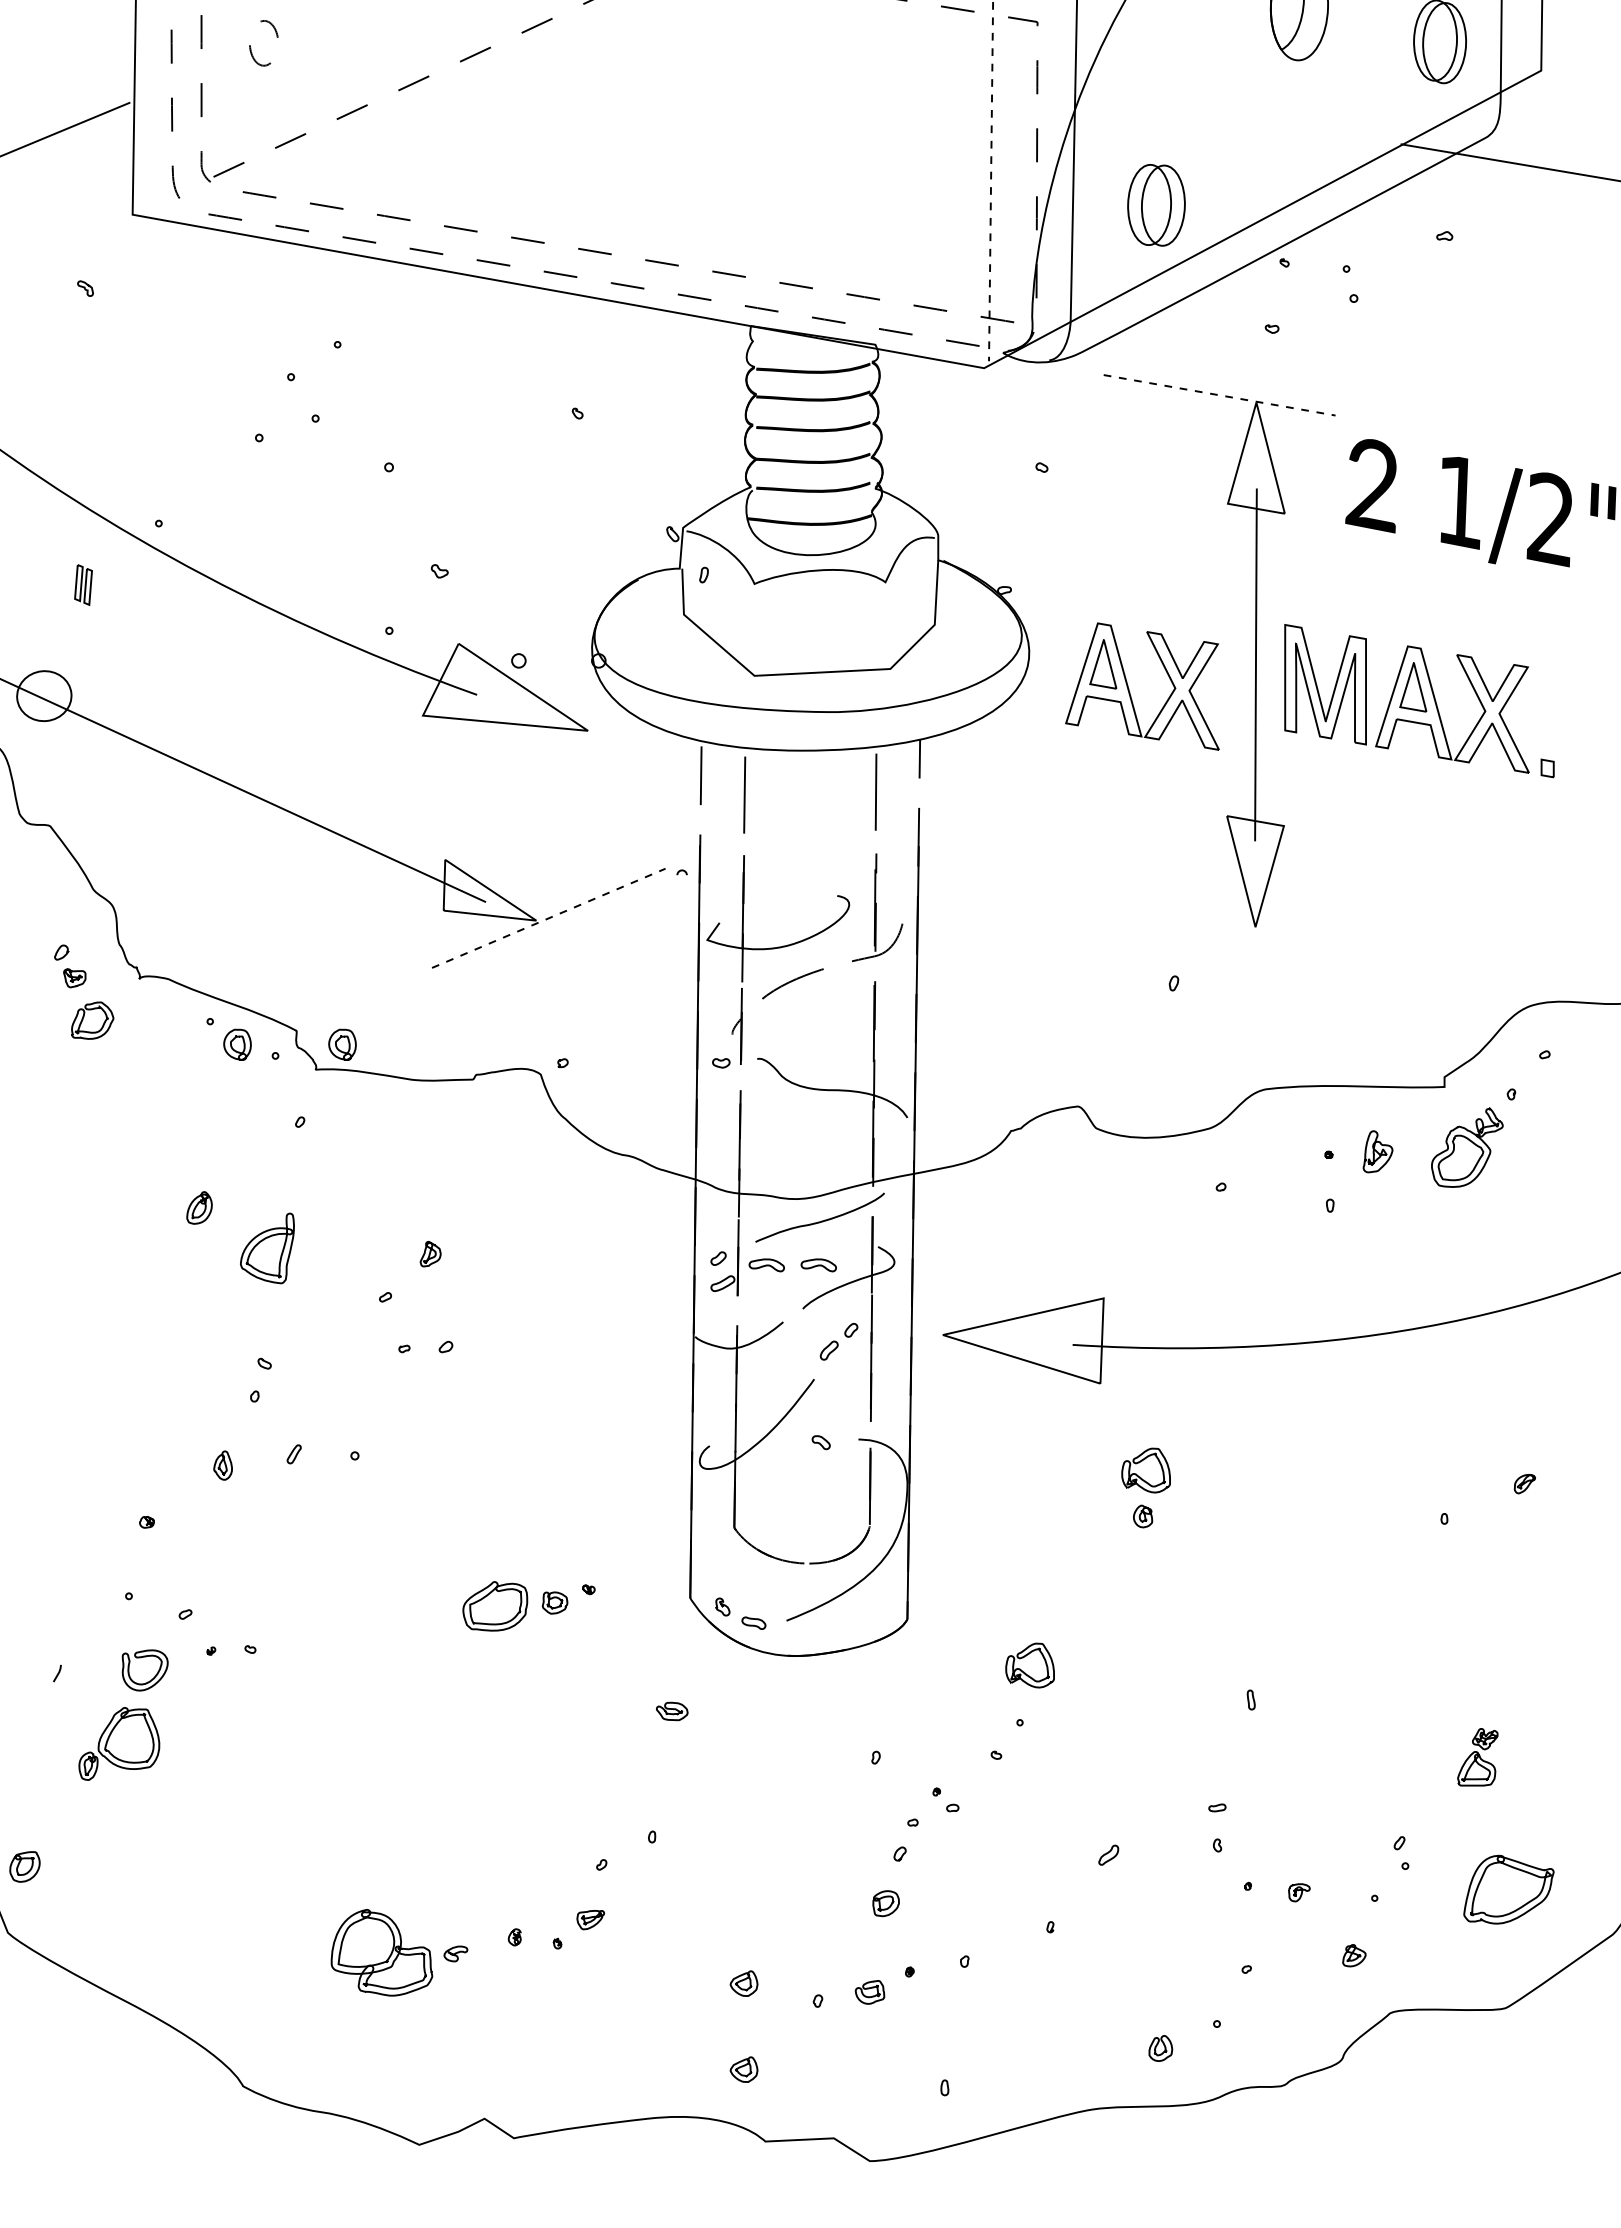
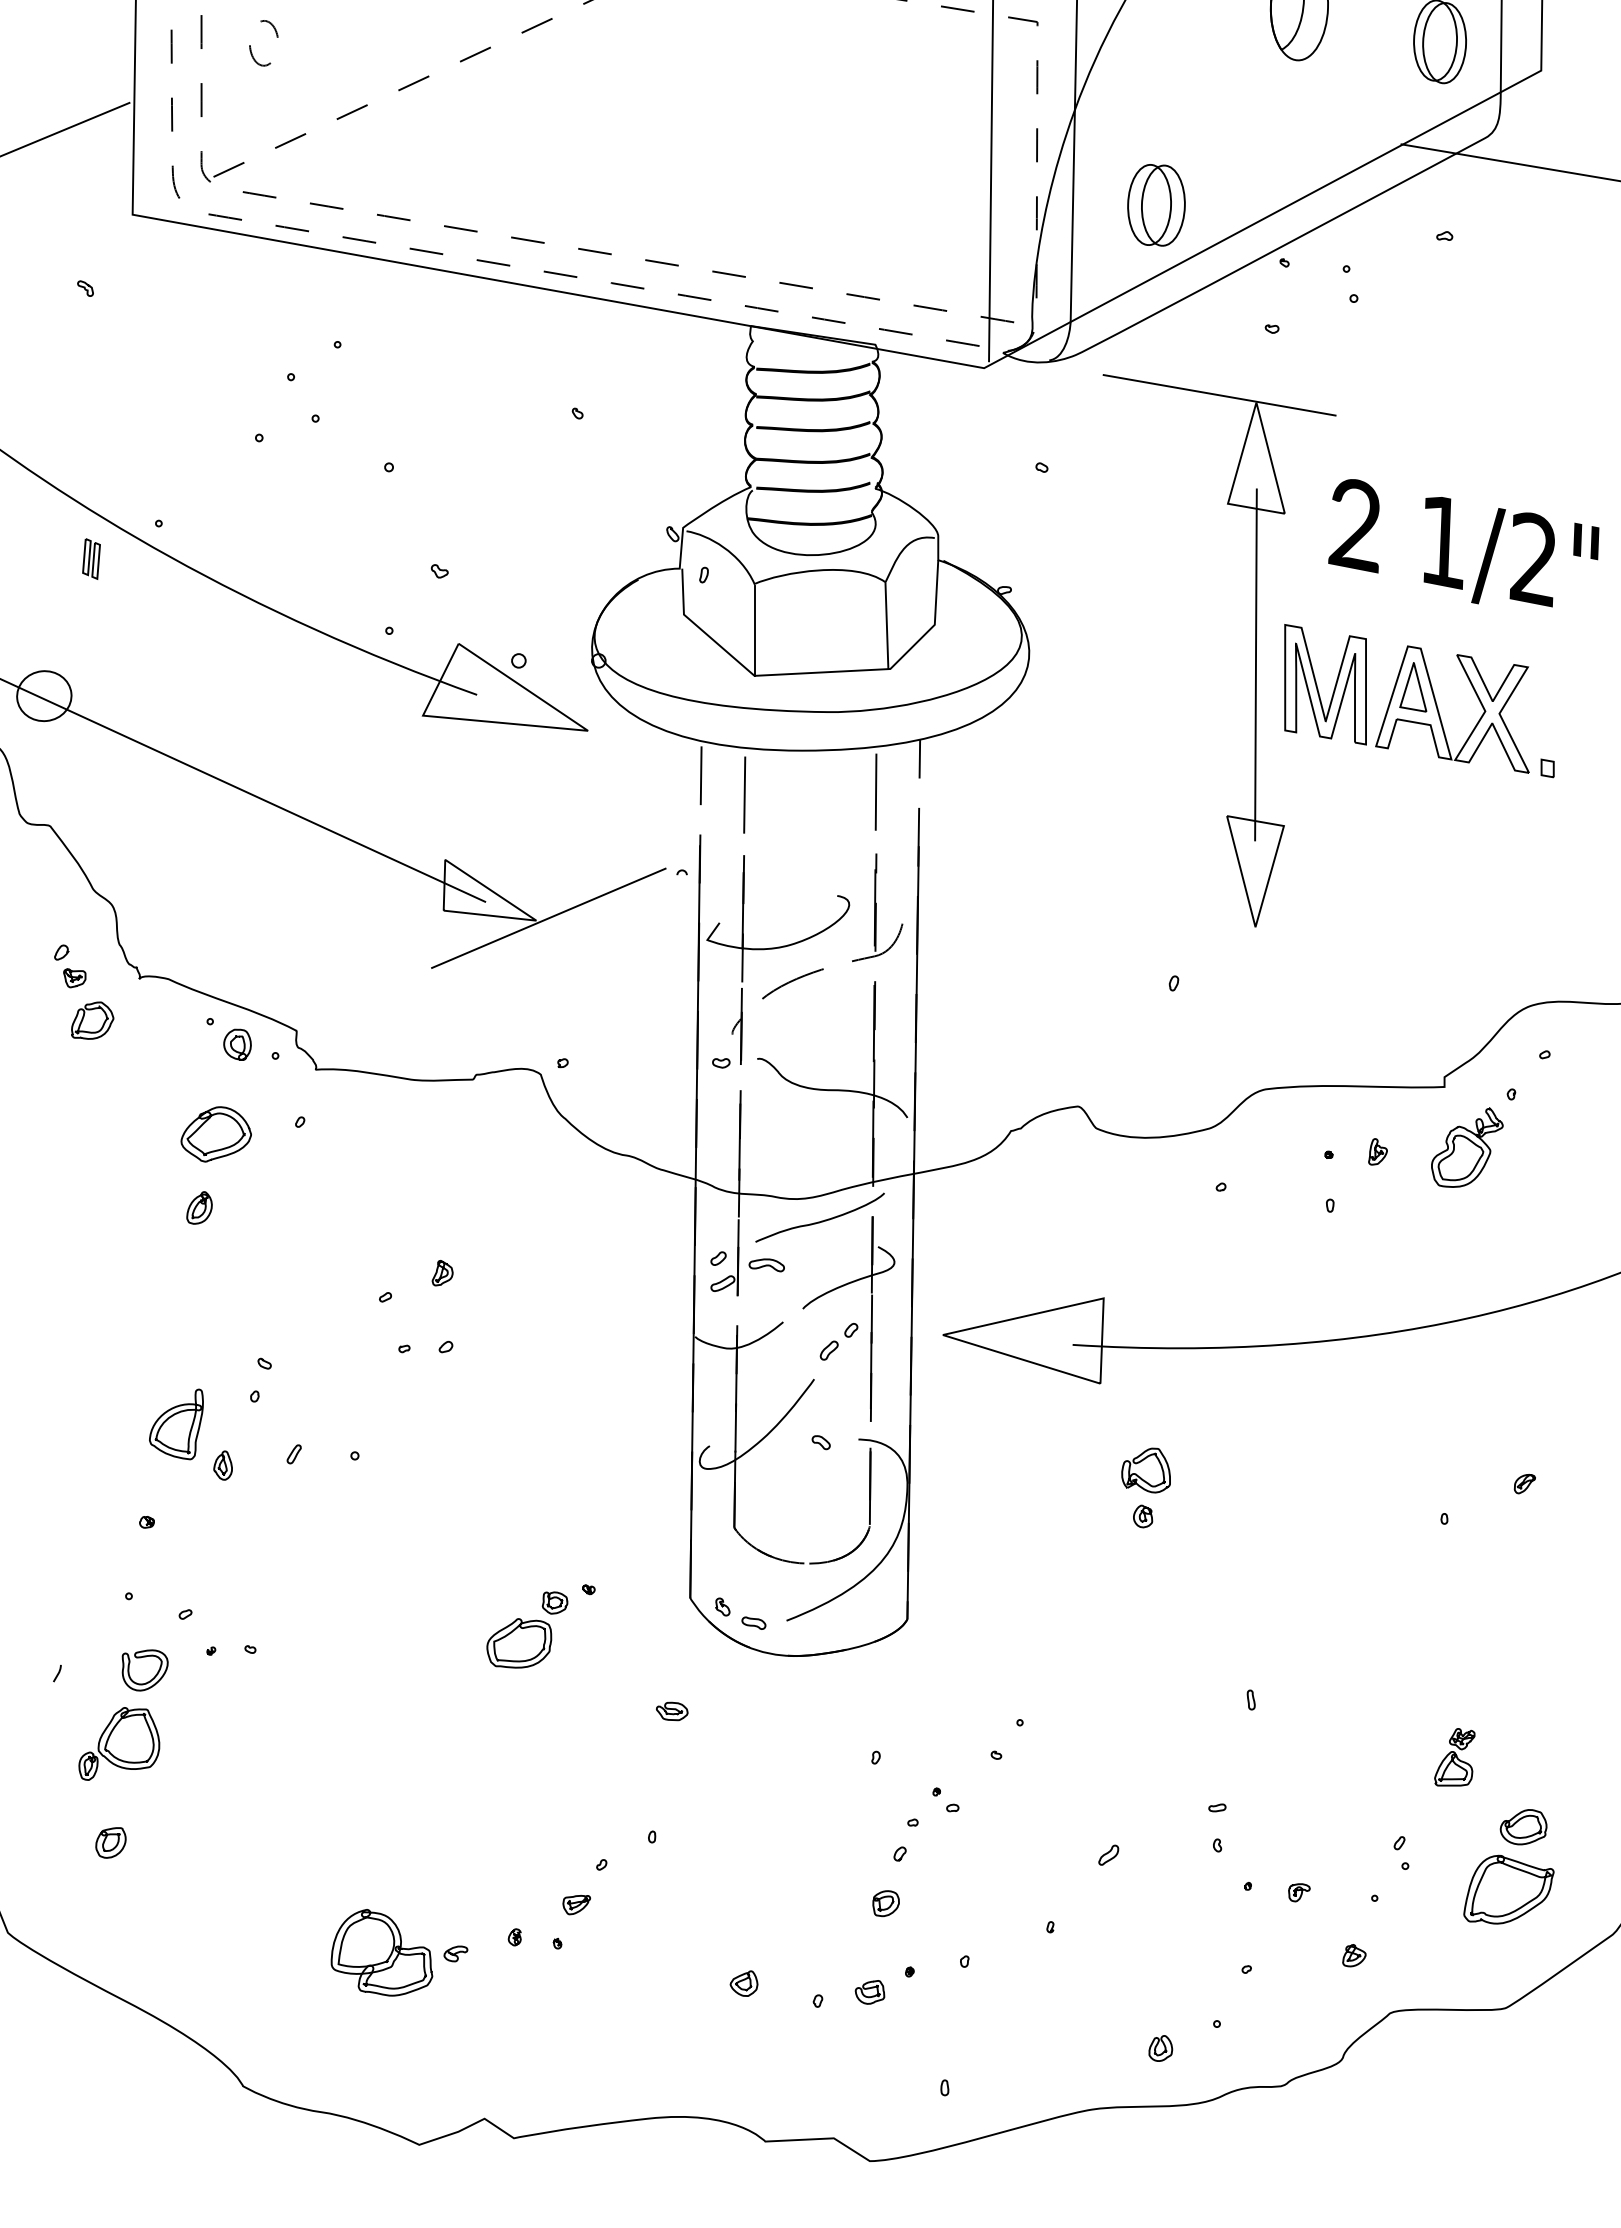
line: dashed -> solid (991, 181)
line: dashed -> solid (1219, 395)
text position: (1480, 503) -> (1463, 543) (1463, 543)
part position: (83, 584) -> (91, 558) (91, 558)
line: none -> present (886, 626)
line: none -> present (754, 630)
part: present -> none (1129, 688)
line: dashed -> solid (548, 918)
part: present -> none (342, 1044)
part: none -> present (215, 1134)
part size: 32x44 px -> 20x28 px (1377, 1151)
part position: (267, 1248) -> (176, 1424) (176, 1424)
part position: (430, 1254) -> (442, 1273) (442, 1273)
part: present -> none (818, 1265)
part position: (495, 1606) -> (519, 1643) (519, 1643)
part: present -> none (1024, 1671)
part position: (1477, 1757) -> (1454, 1757) (1454, 1757)
part: none -> present (1523, 1827)
part position: (24, 1866) -> (110, 1842) (110, 1842)
part position: (590, 1920) -> (576, 1905) (576, 1905)
part: present -> none (743, 2069)
